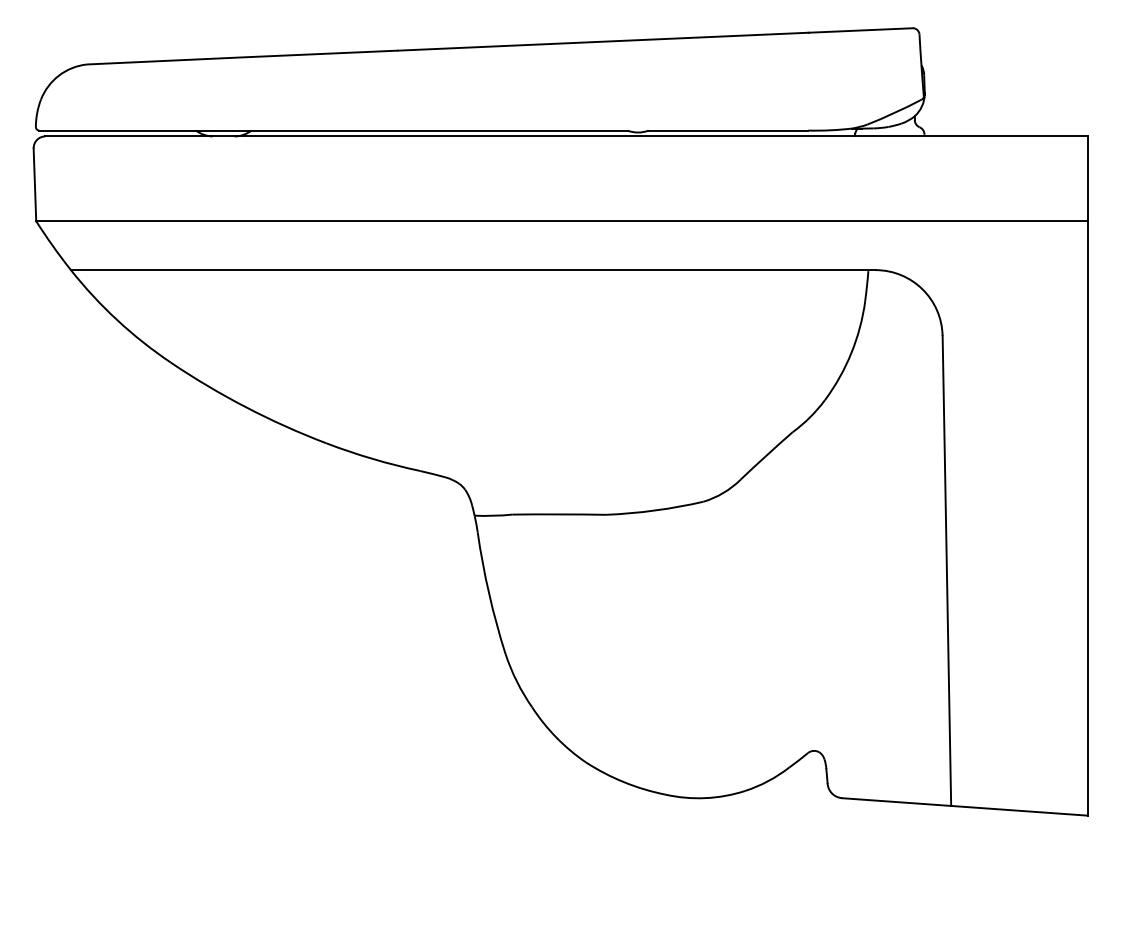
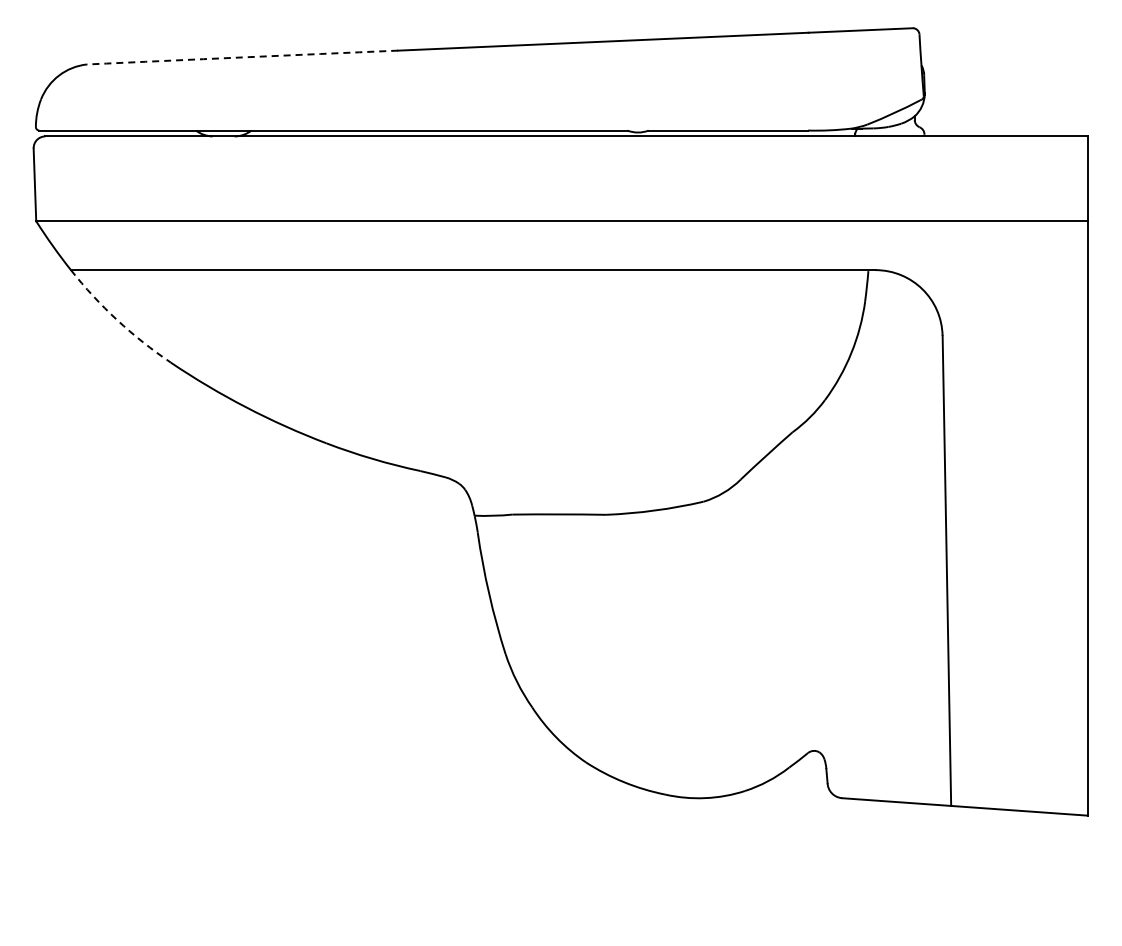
arc: solid -> dashed (242, 57)
arc: solid -> dashed (117, 320)
